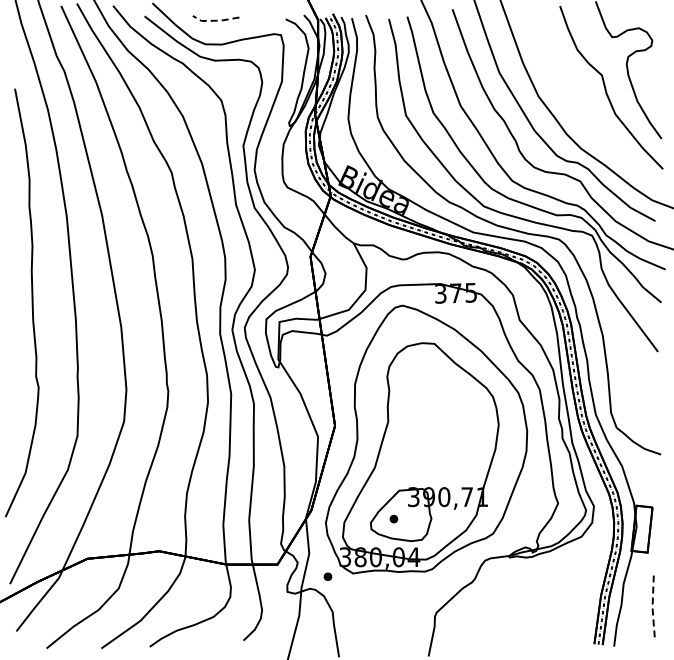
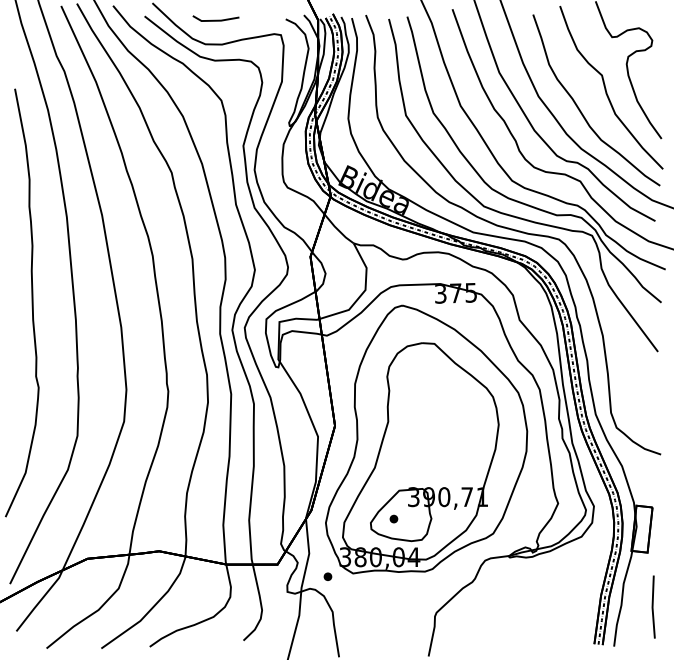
line: dashed -> solid (215, 20)
curve: none -> present (580, 109)
line: dashed -> solid (652, 607)
